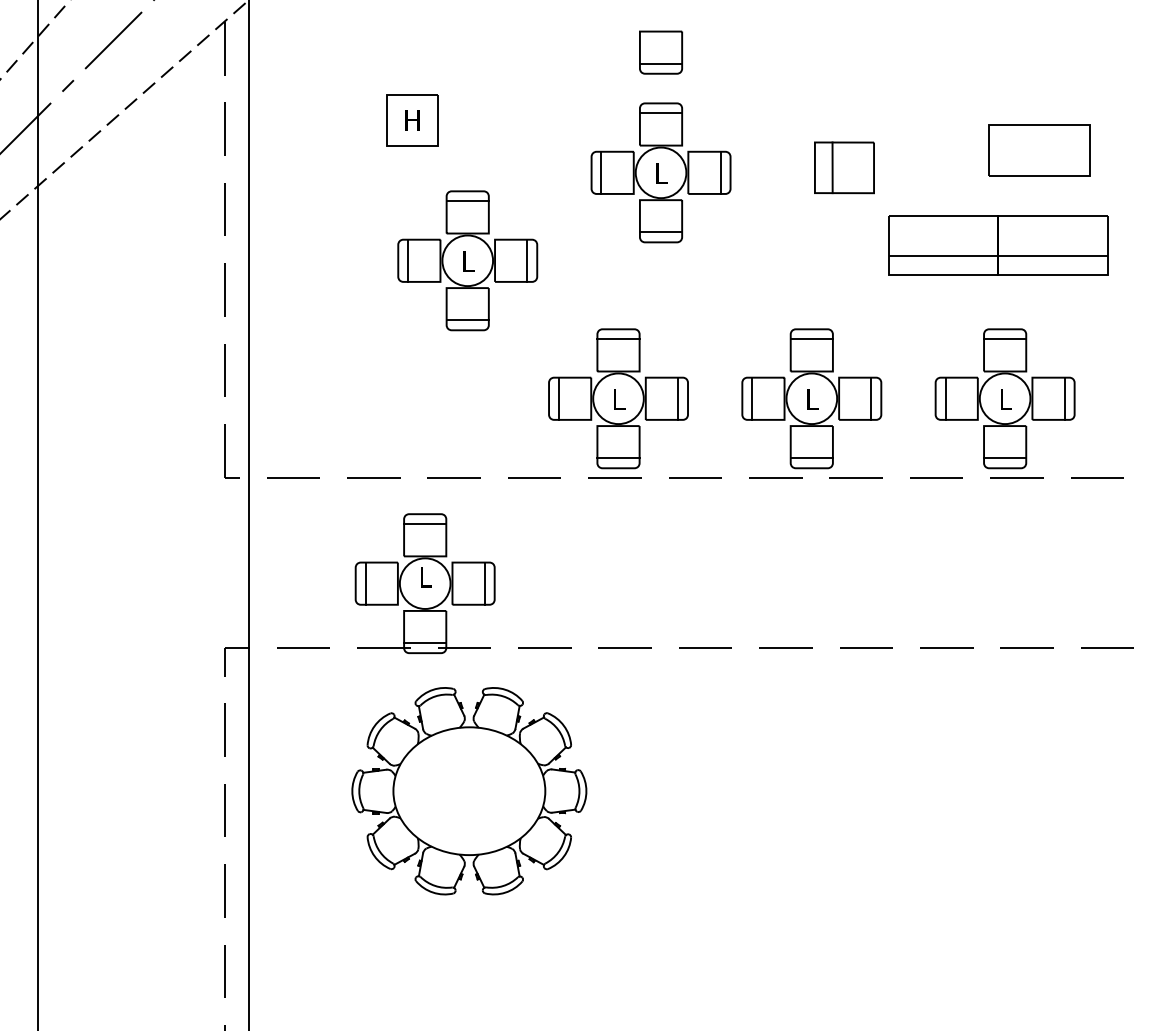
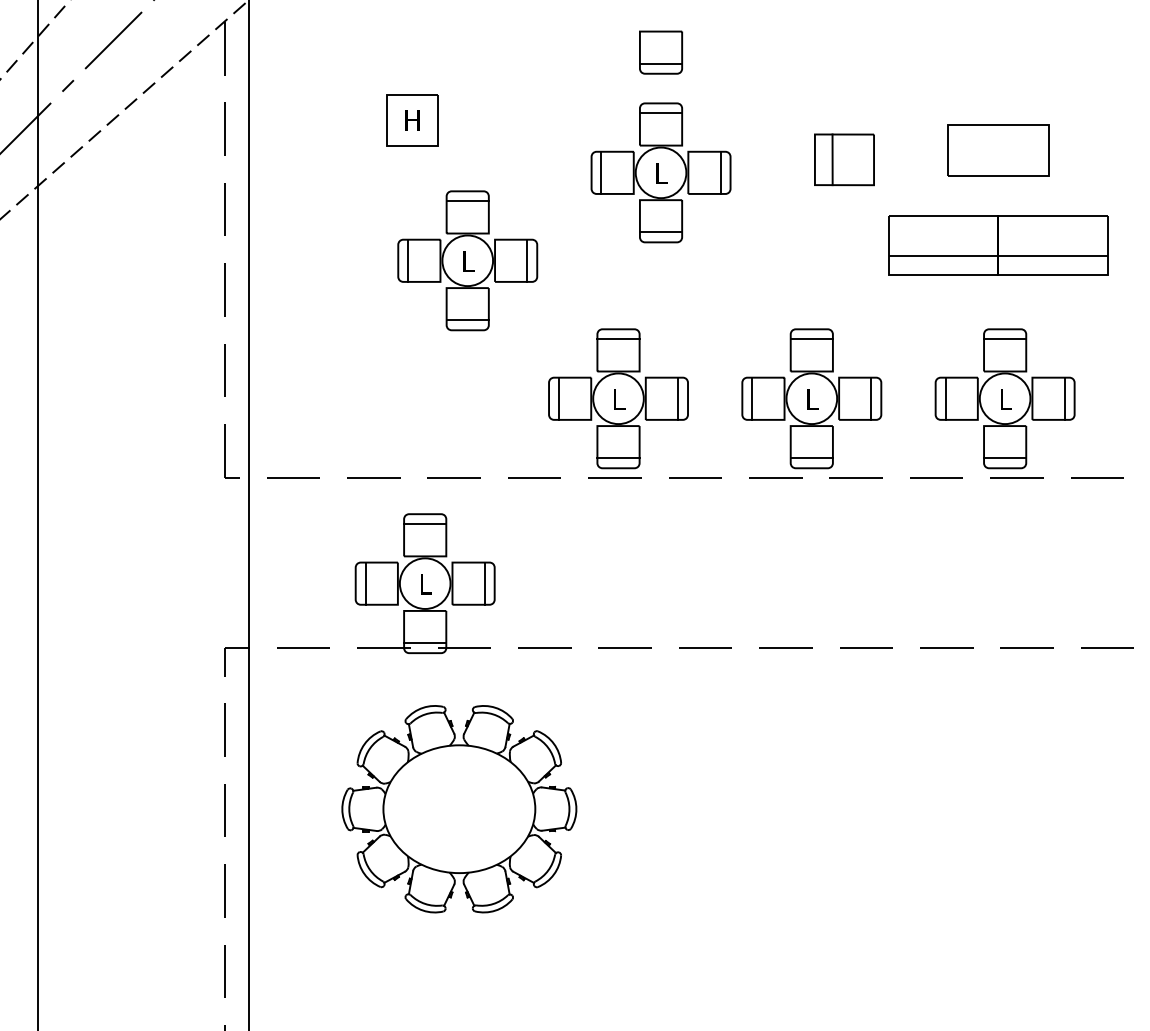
part position: (1039, 150) -> (998, 150) (998, 150)
part position: (844, 167) -> (844, 159) (844, 159)
text position: (426, 577) -> (426, 584) (426, 584)
part position: (469, 791) -> (459, 809) (459, 809)
